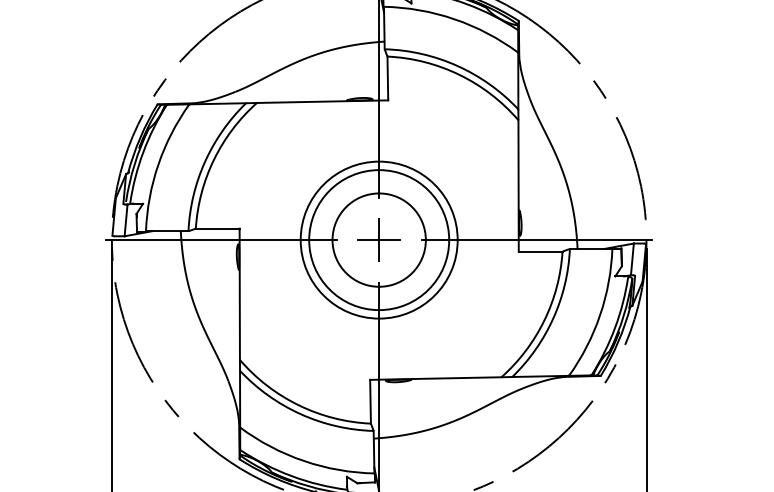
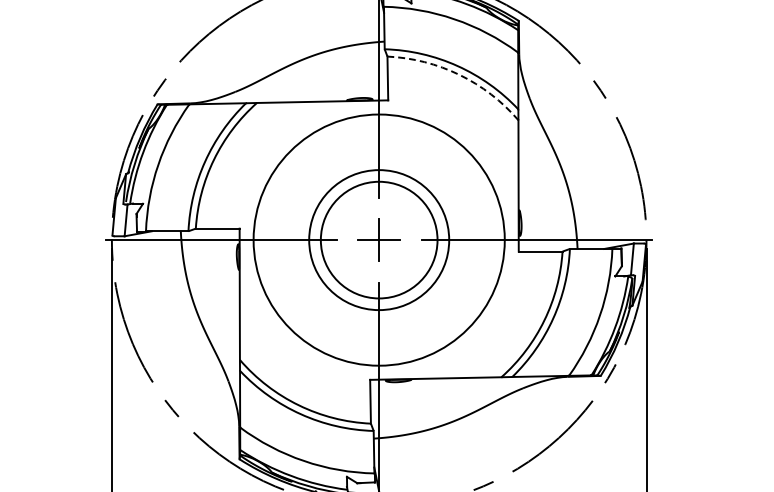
arc: solid -> dashed (459, 74)
circle diameter: 157 px -> 251 px (378, 239)
circle diameter: 93 px -> 117 px (378, 239)
